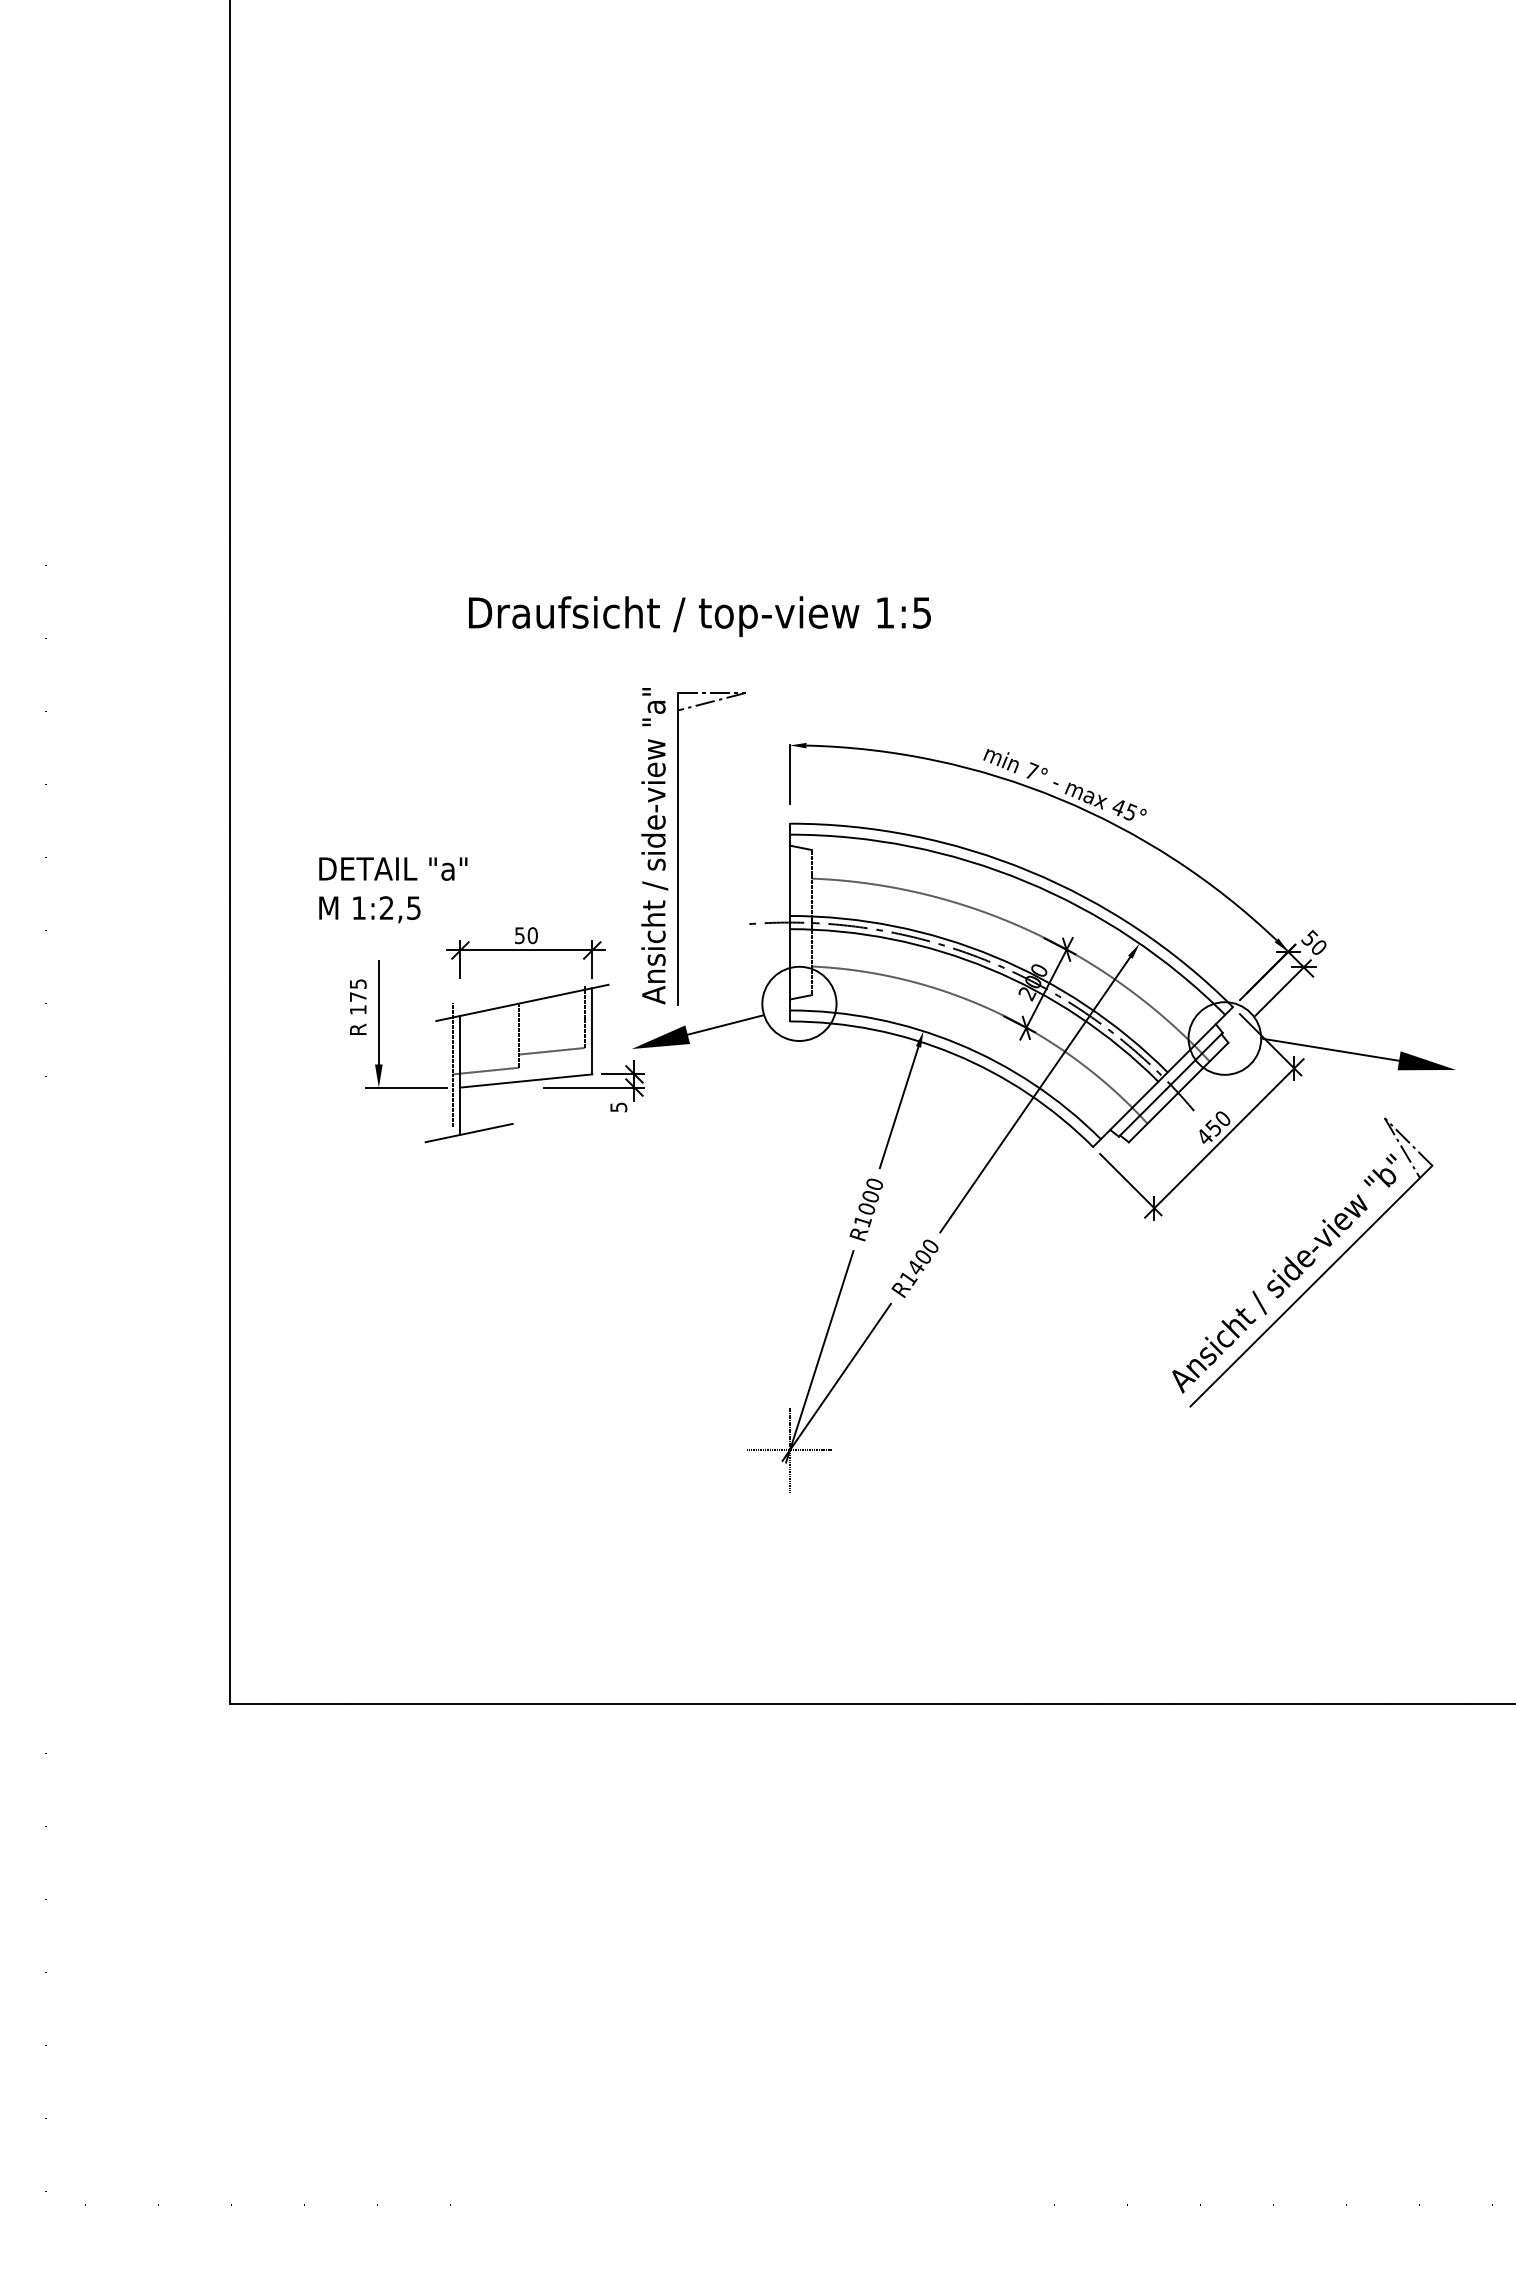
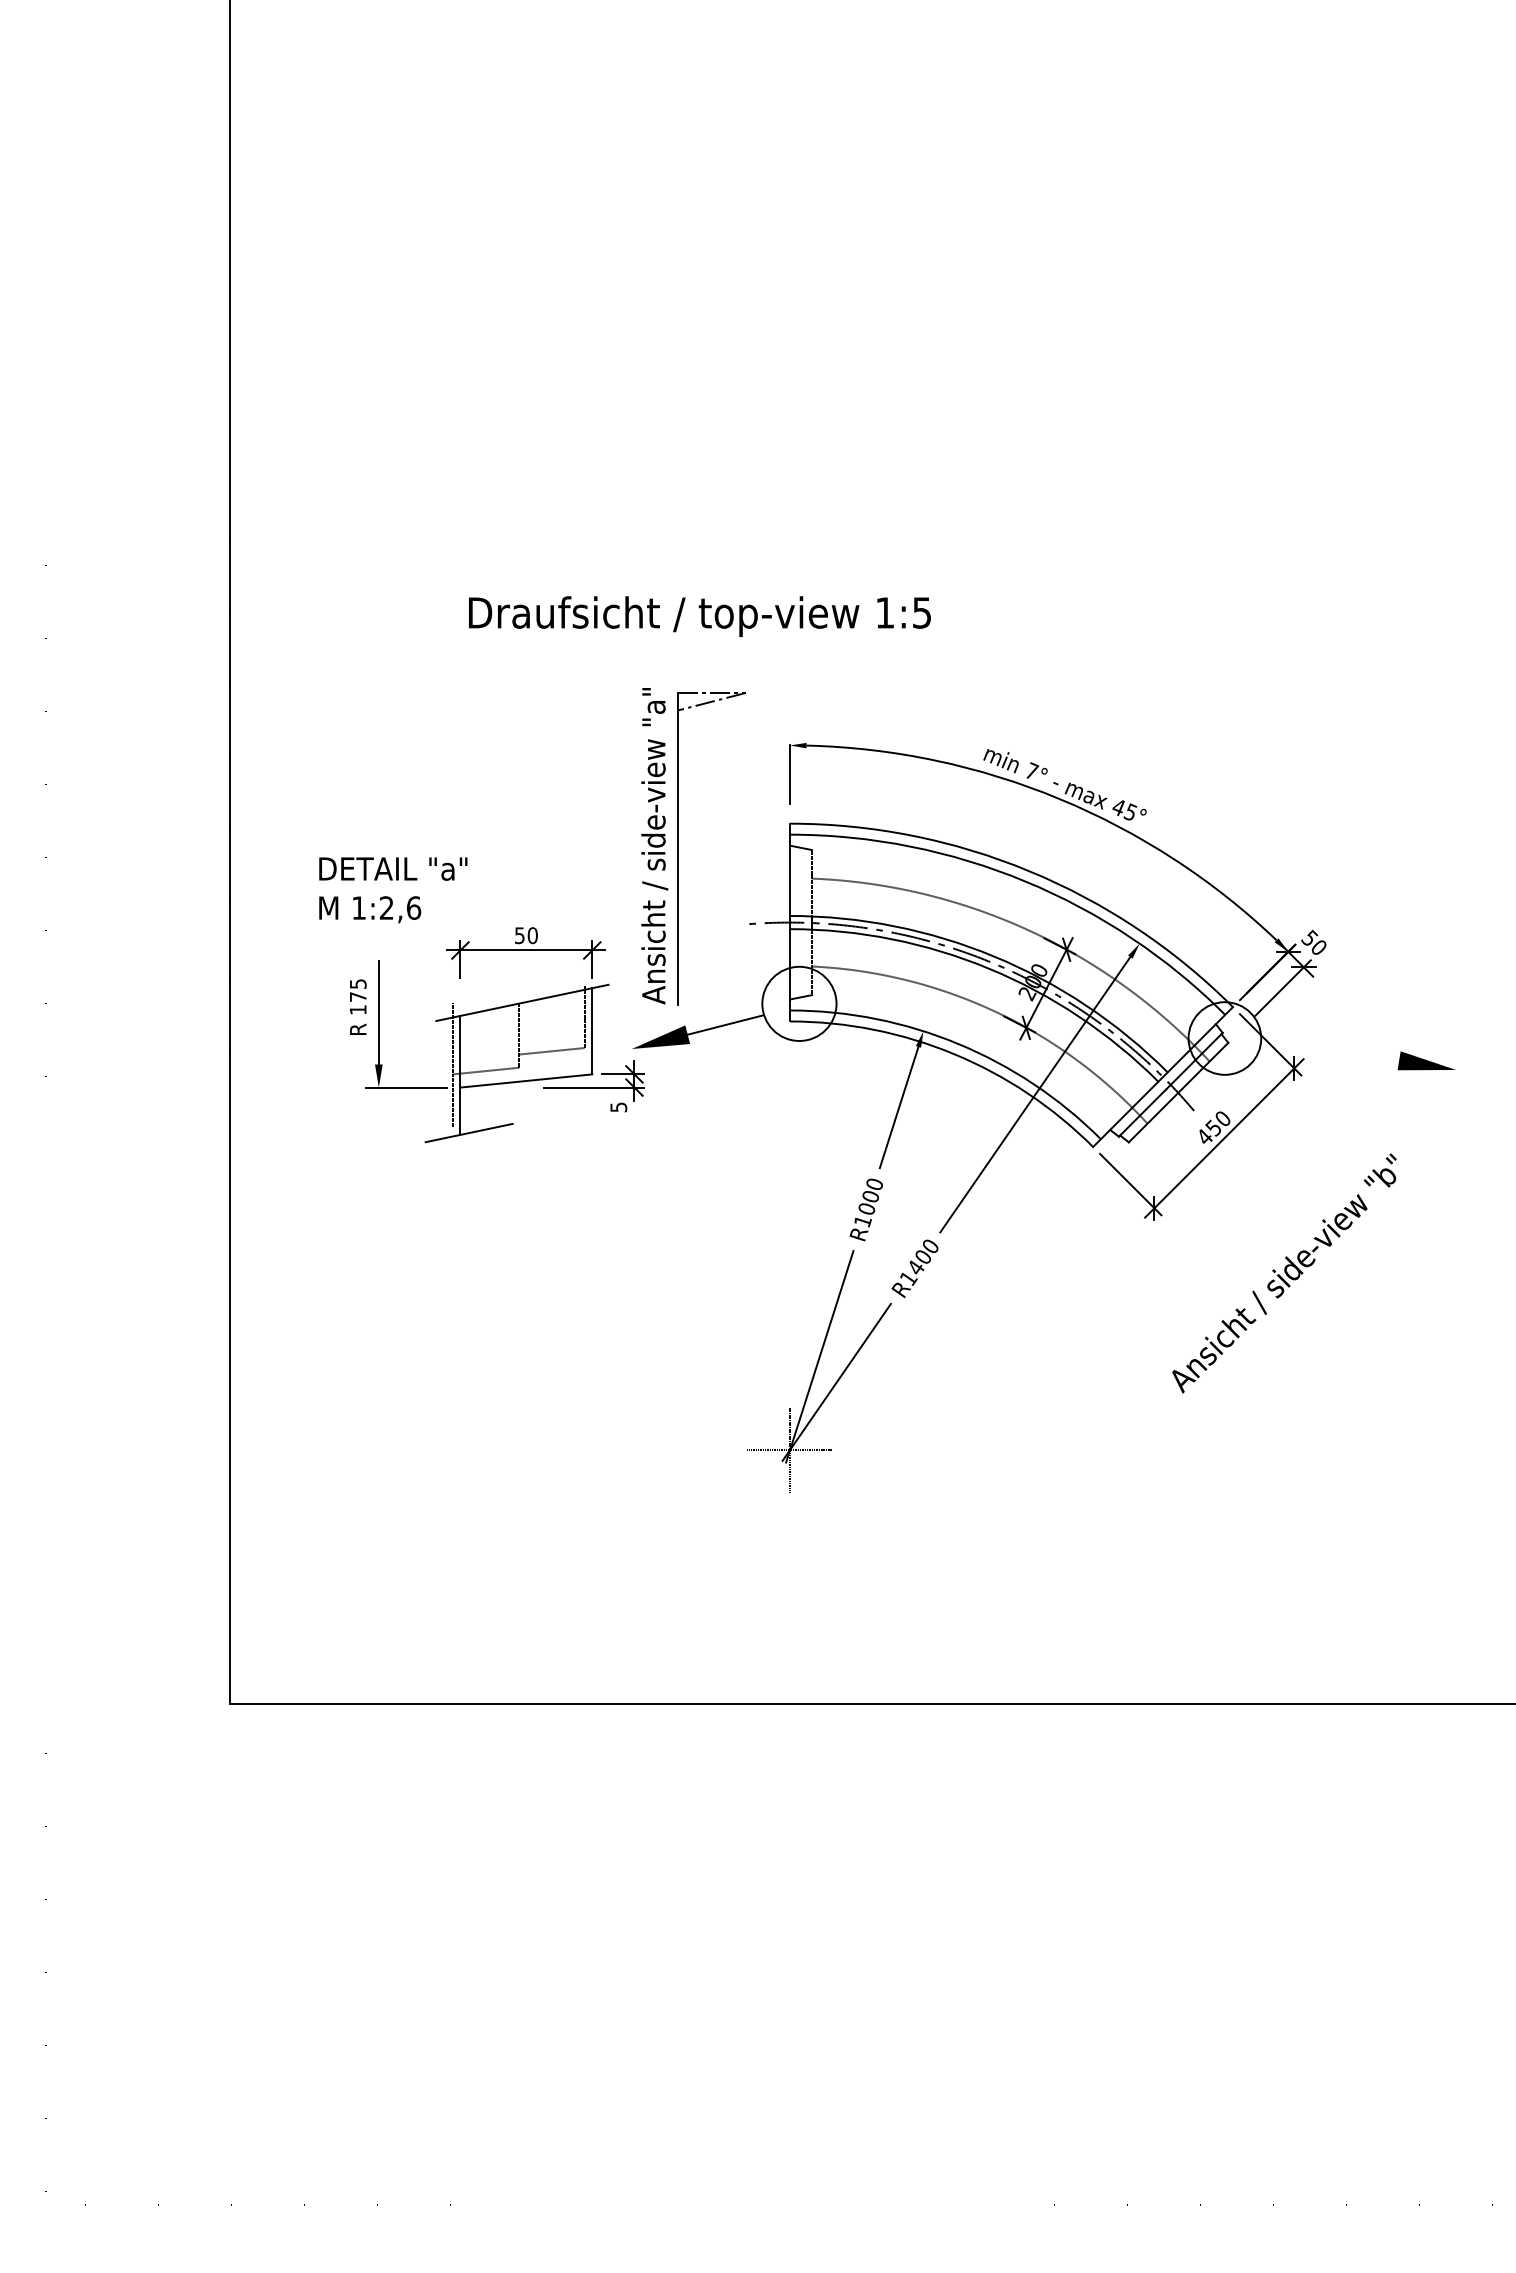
text: 1:2,5 -> 1:2,6 (414, 907)
line: present -> none (1330, 1049)
part: present -> none (1322, 1273)
